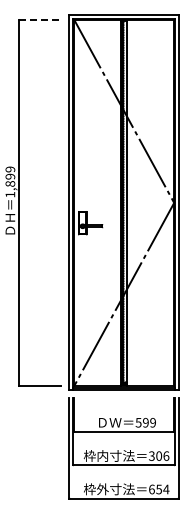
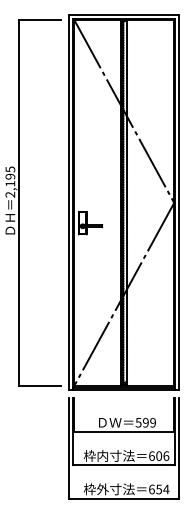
line: dashed -> solid (40, 19)
text: 1,899 -> 2,195 (10, 181)
text: 306 -> 606 (151, 455)
